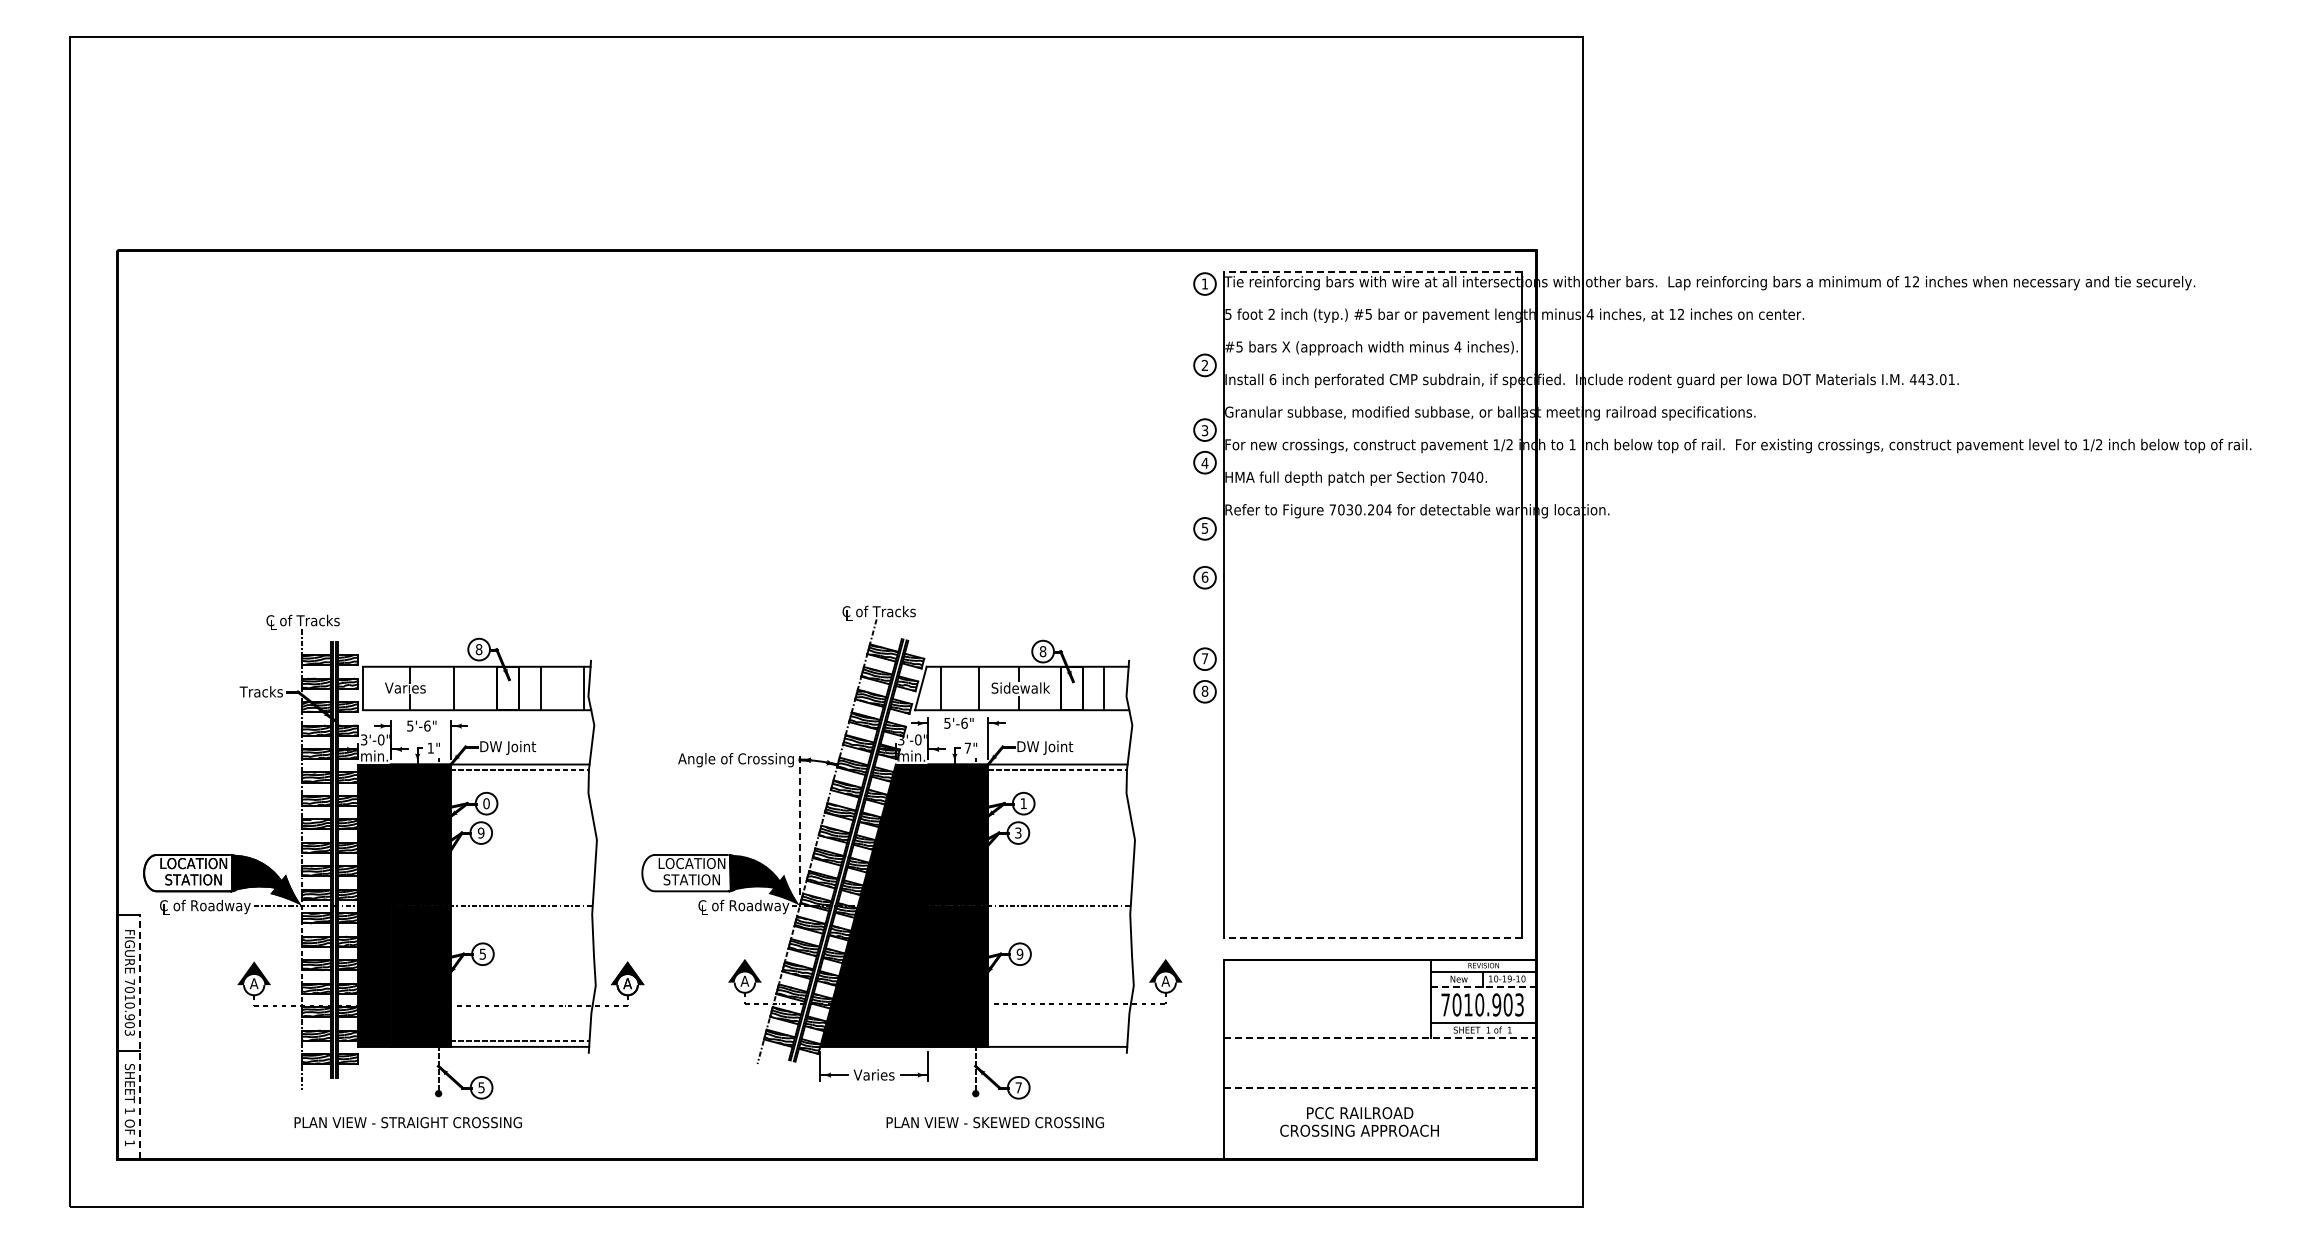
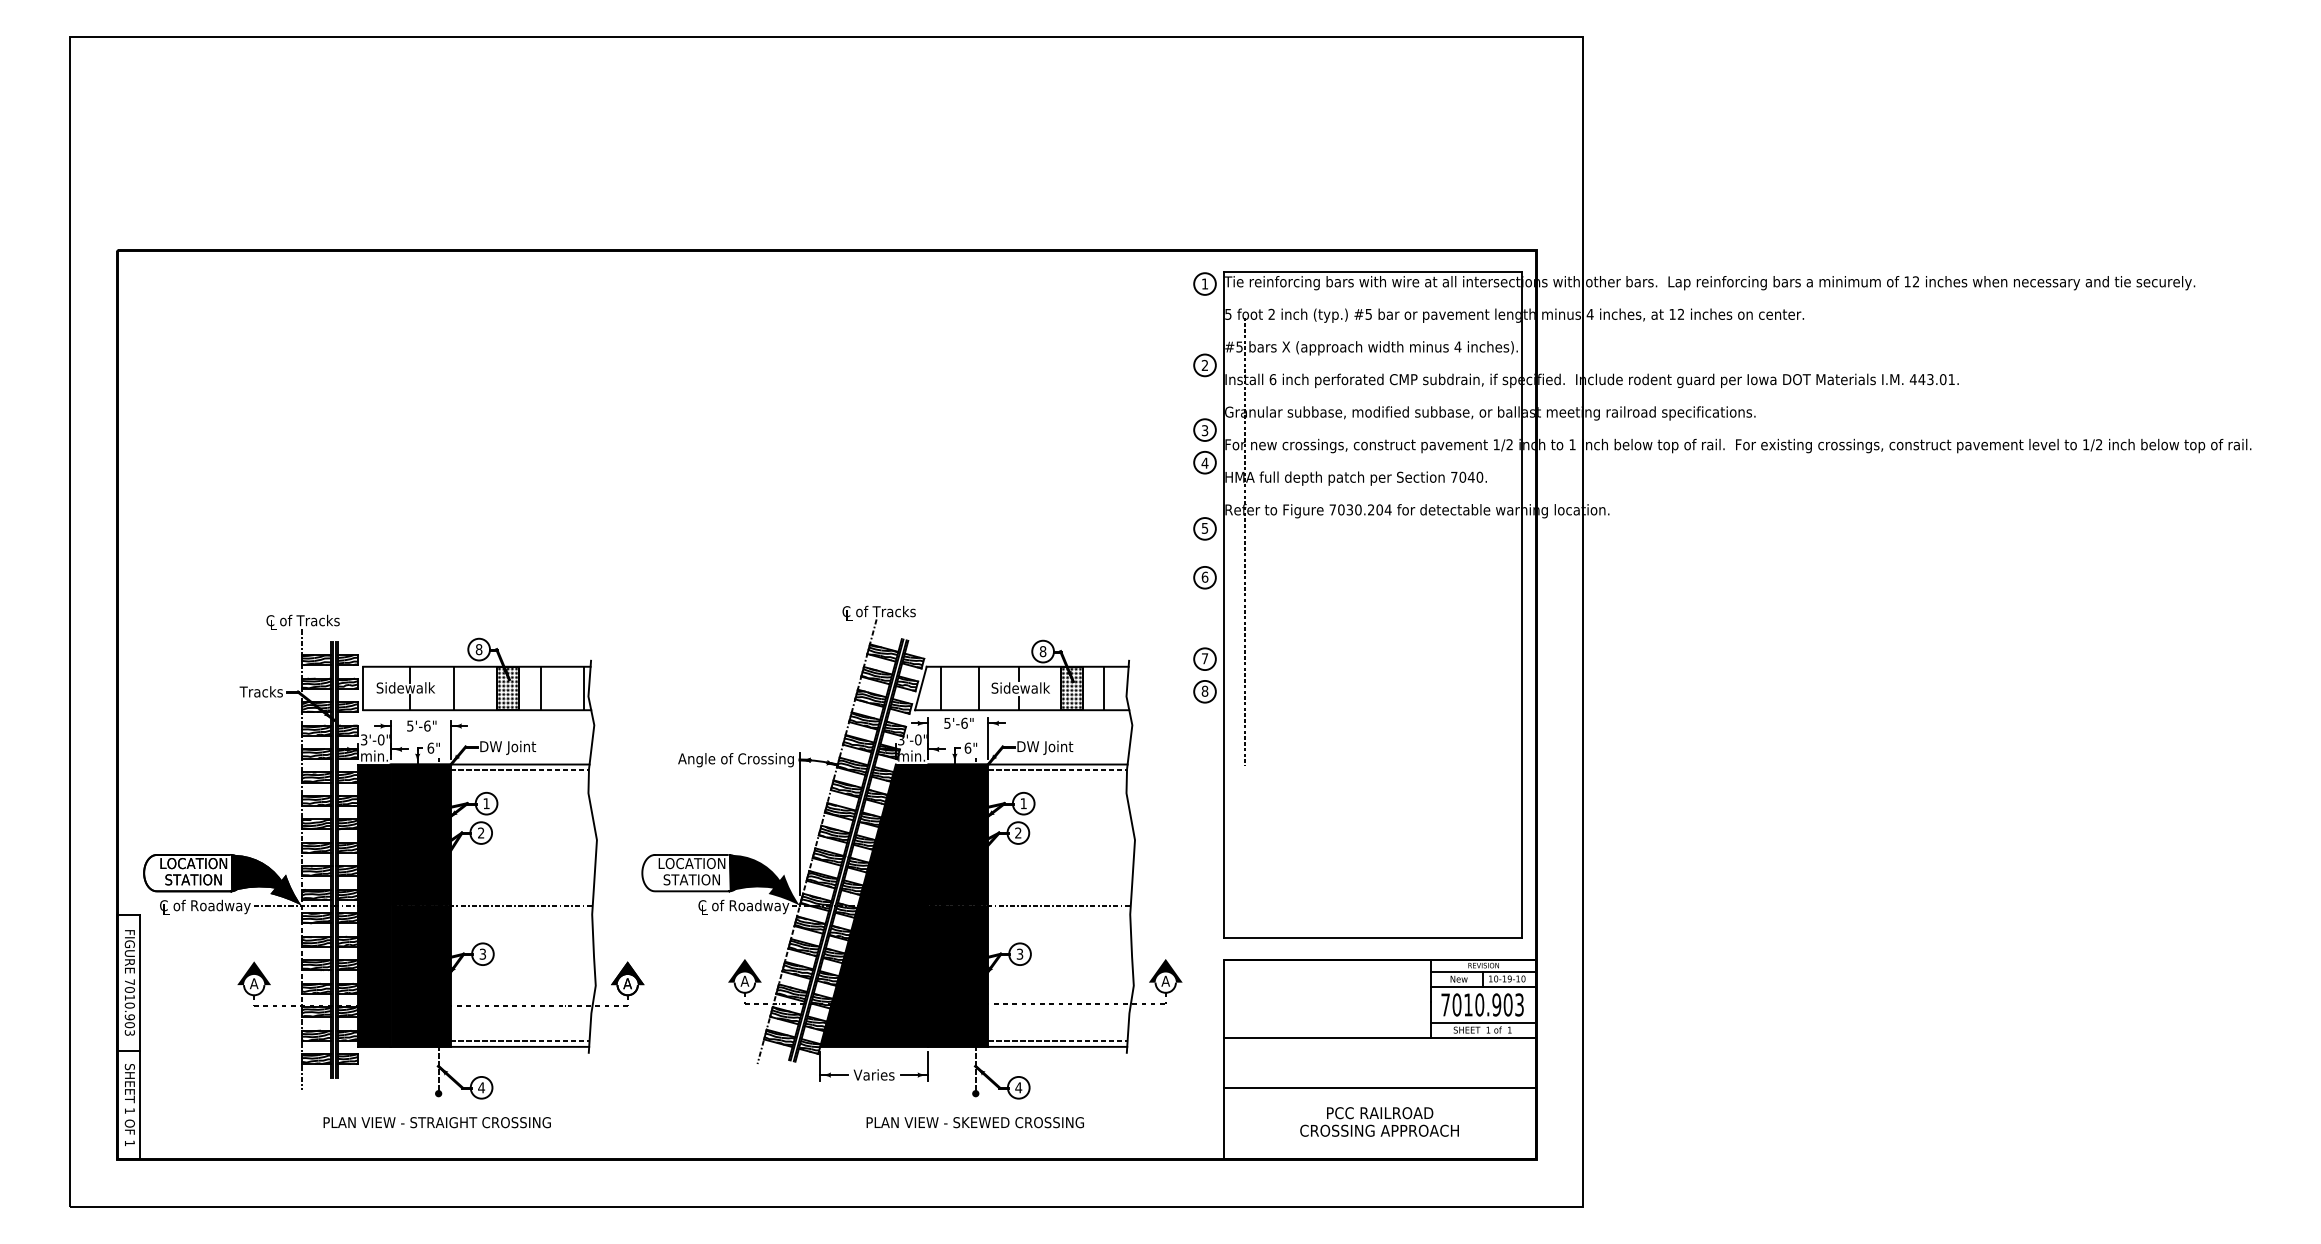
line: dashed -> solid (1373, 272)
line: none -> present (1244, 541)
text: Varies -> Sidewalk (405, 687)
hatch: none -> present (507, 688)
hatch: none -> present (1071, 688)
text: 1" -> 6" (430, 747)
text: 7" -> 6" (967, 747)
text: 0 -> 1 (486, 803)
line: dashed -> solid (799, 823)
text: 9 -> 2 (480, 832)
text: 3 -> 2 (1018, 833)
line: dashed -> solid (1373, 937)
text: 5 -> 3 (482, 953)
text: 9 -> 3 (1019, 953)
line: dashed -> solid (1483, 986)
line: dashed -> solid (140, 1036)
line: dashed -> solid (1379, 1037)
line: none -> present (1057, 1041)
text: 5 -> 4 (481, 1087)
text: 7 -> 4 (1018, 1087)
line: dashed -> solid (1379, 1087)
text position: (1359, 1121) -> (1379, 1121) (1379, 1121)
text position: (407, 1122) -> (436, 1122) (436, 1122)
text position: (994, 1122) -> (974, 1122) (974, 1122)
